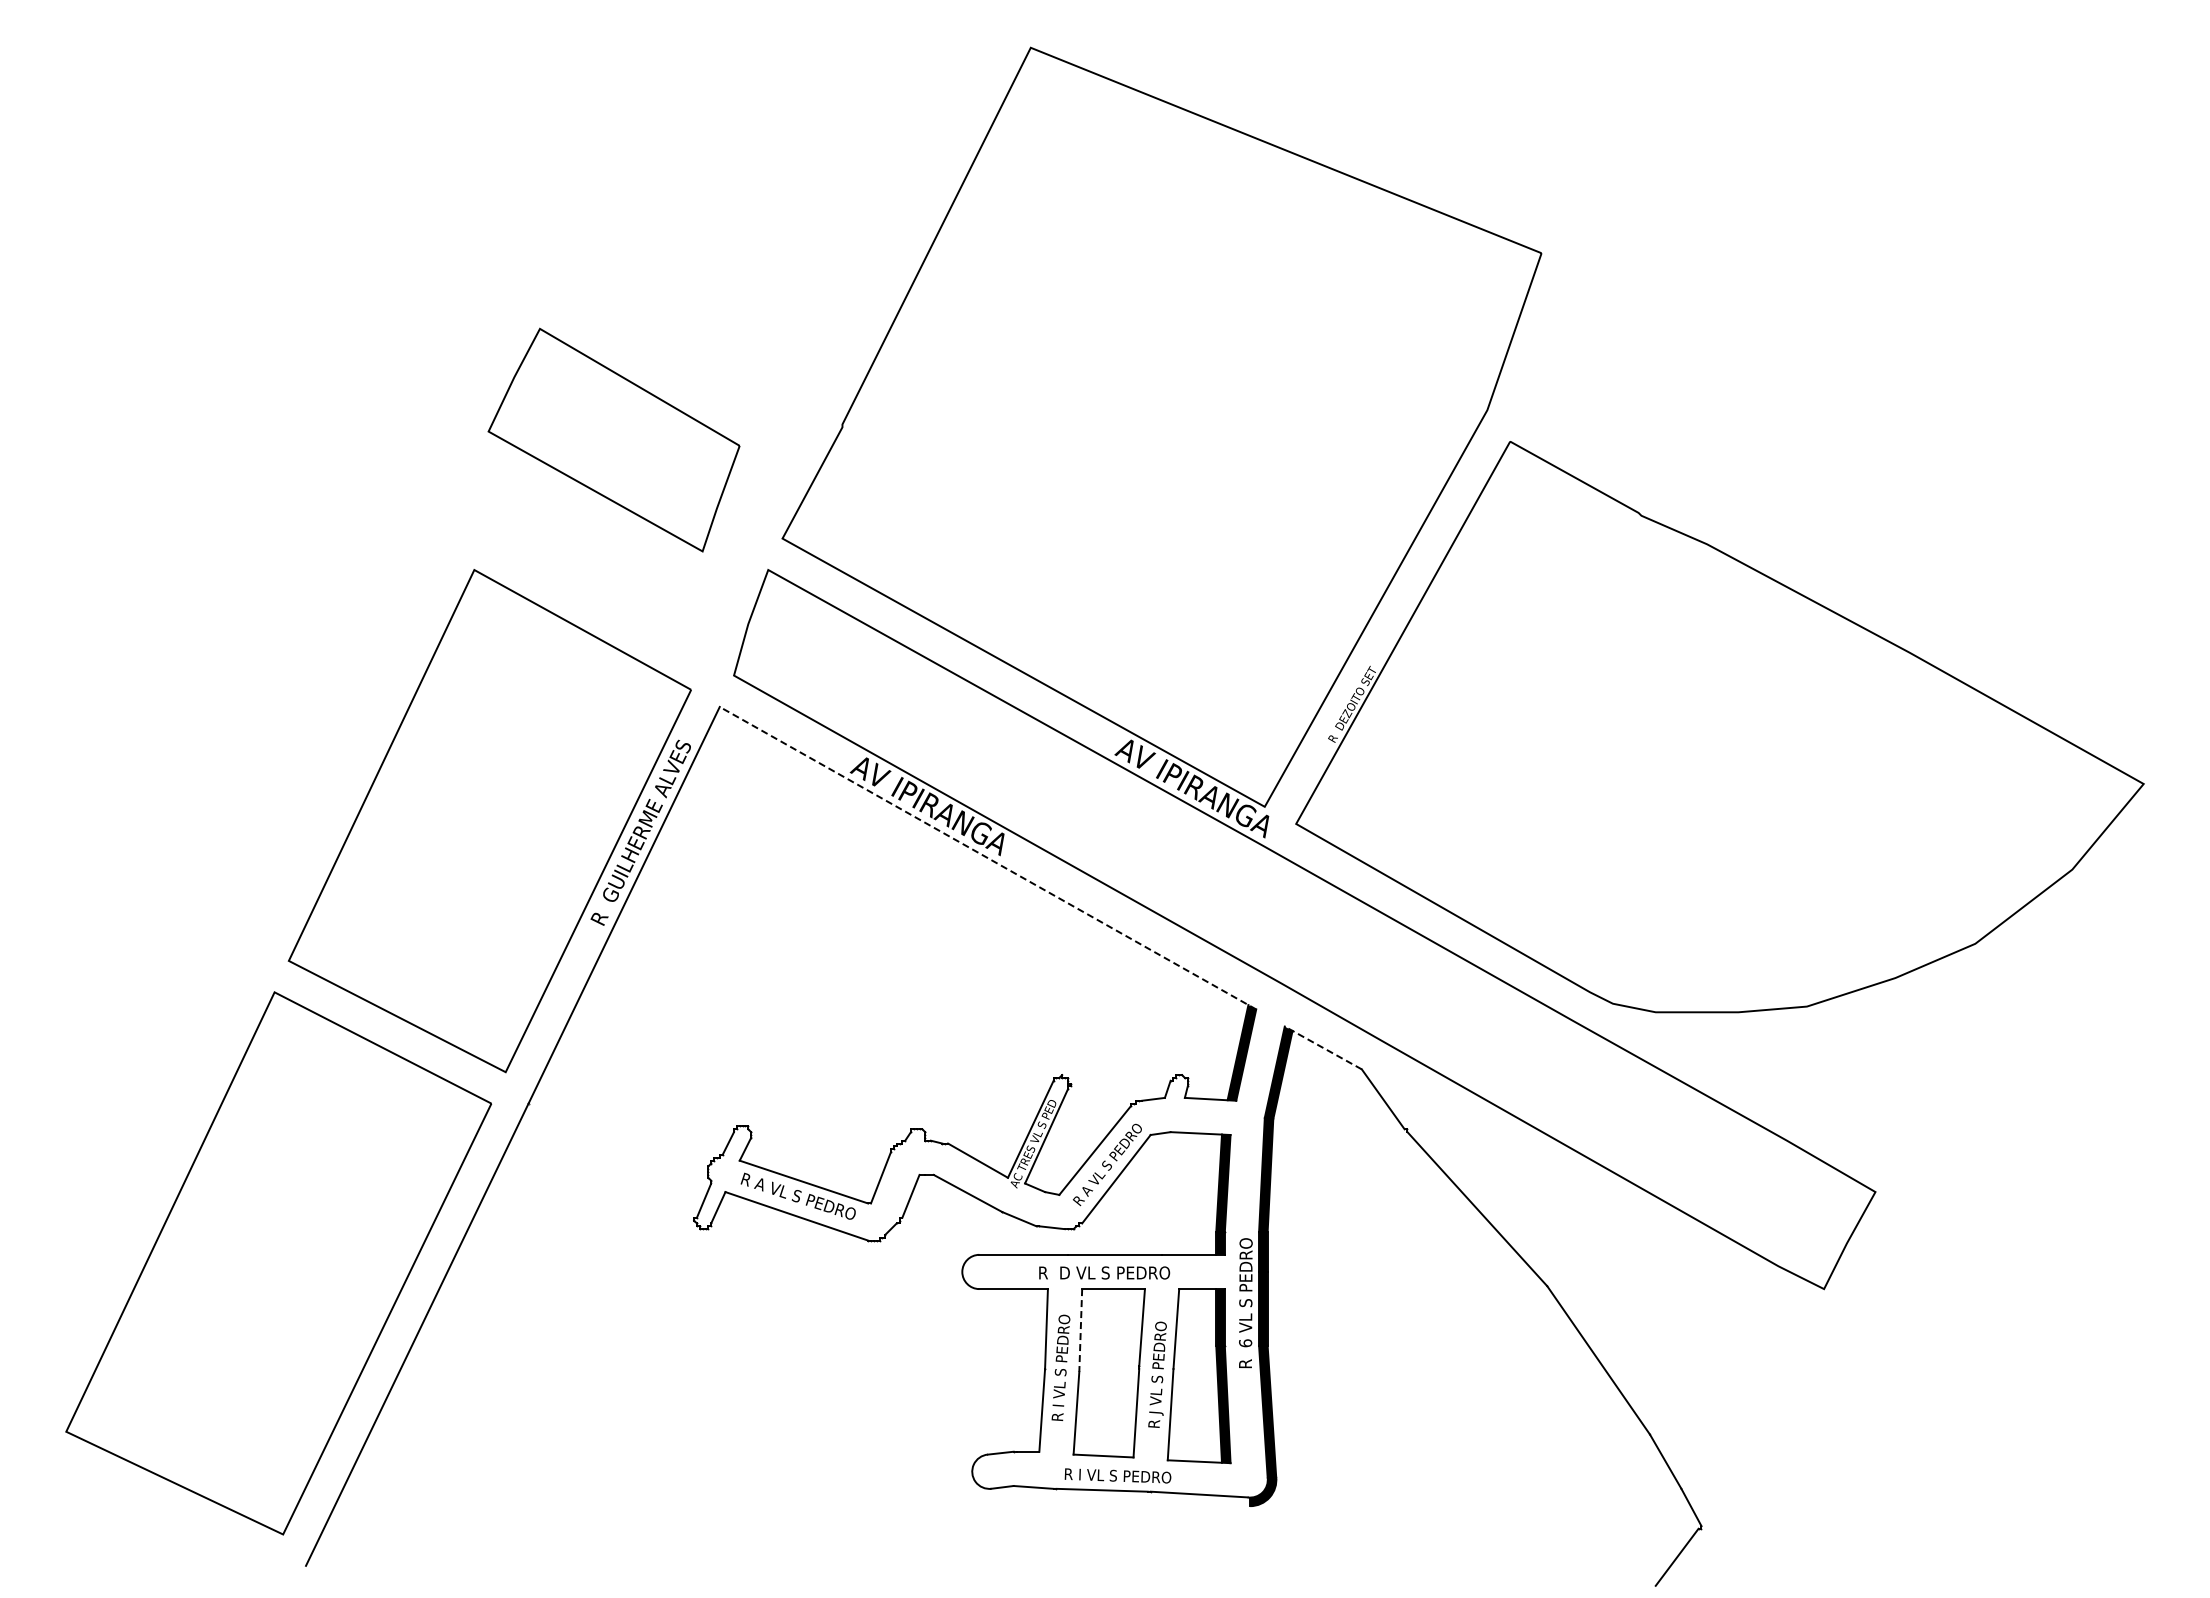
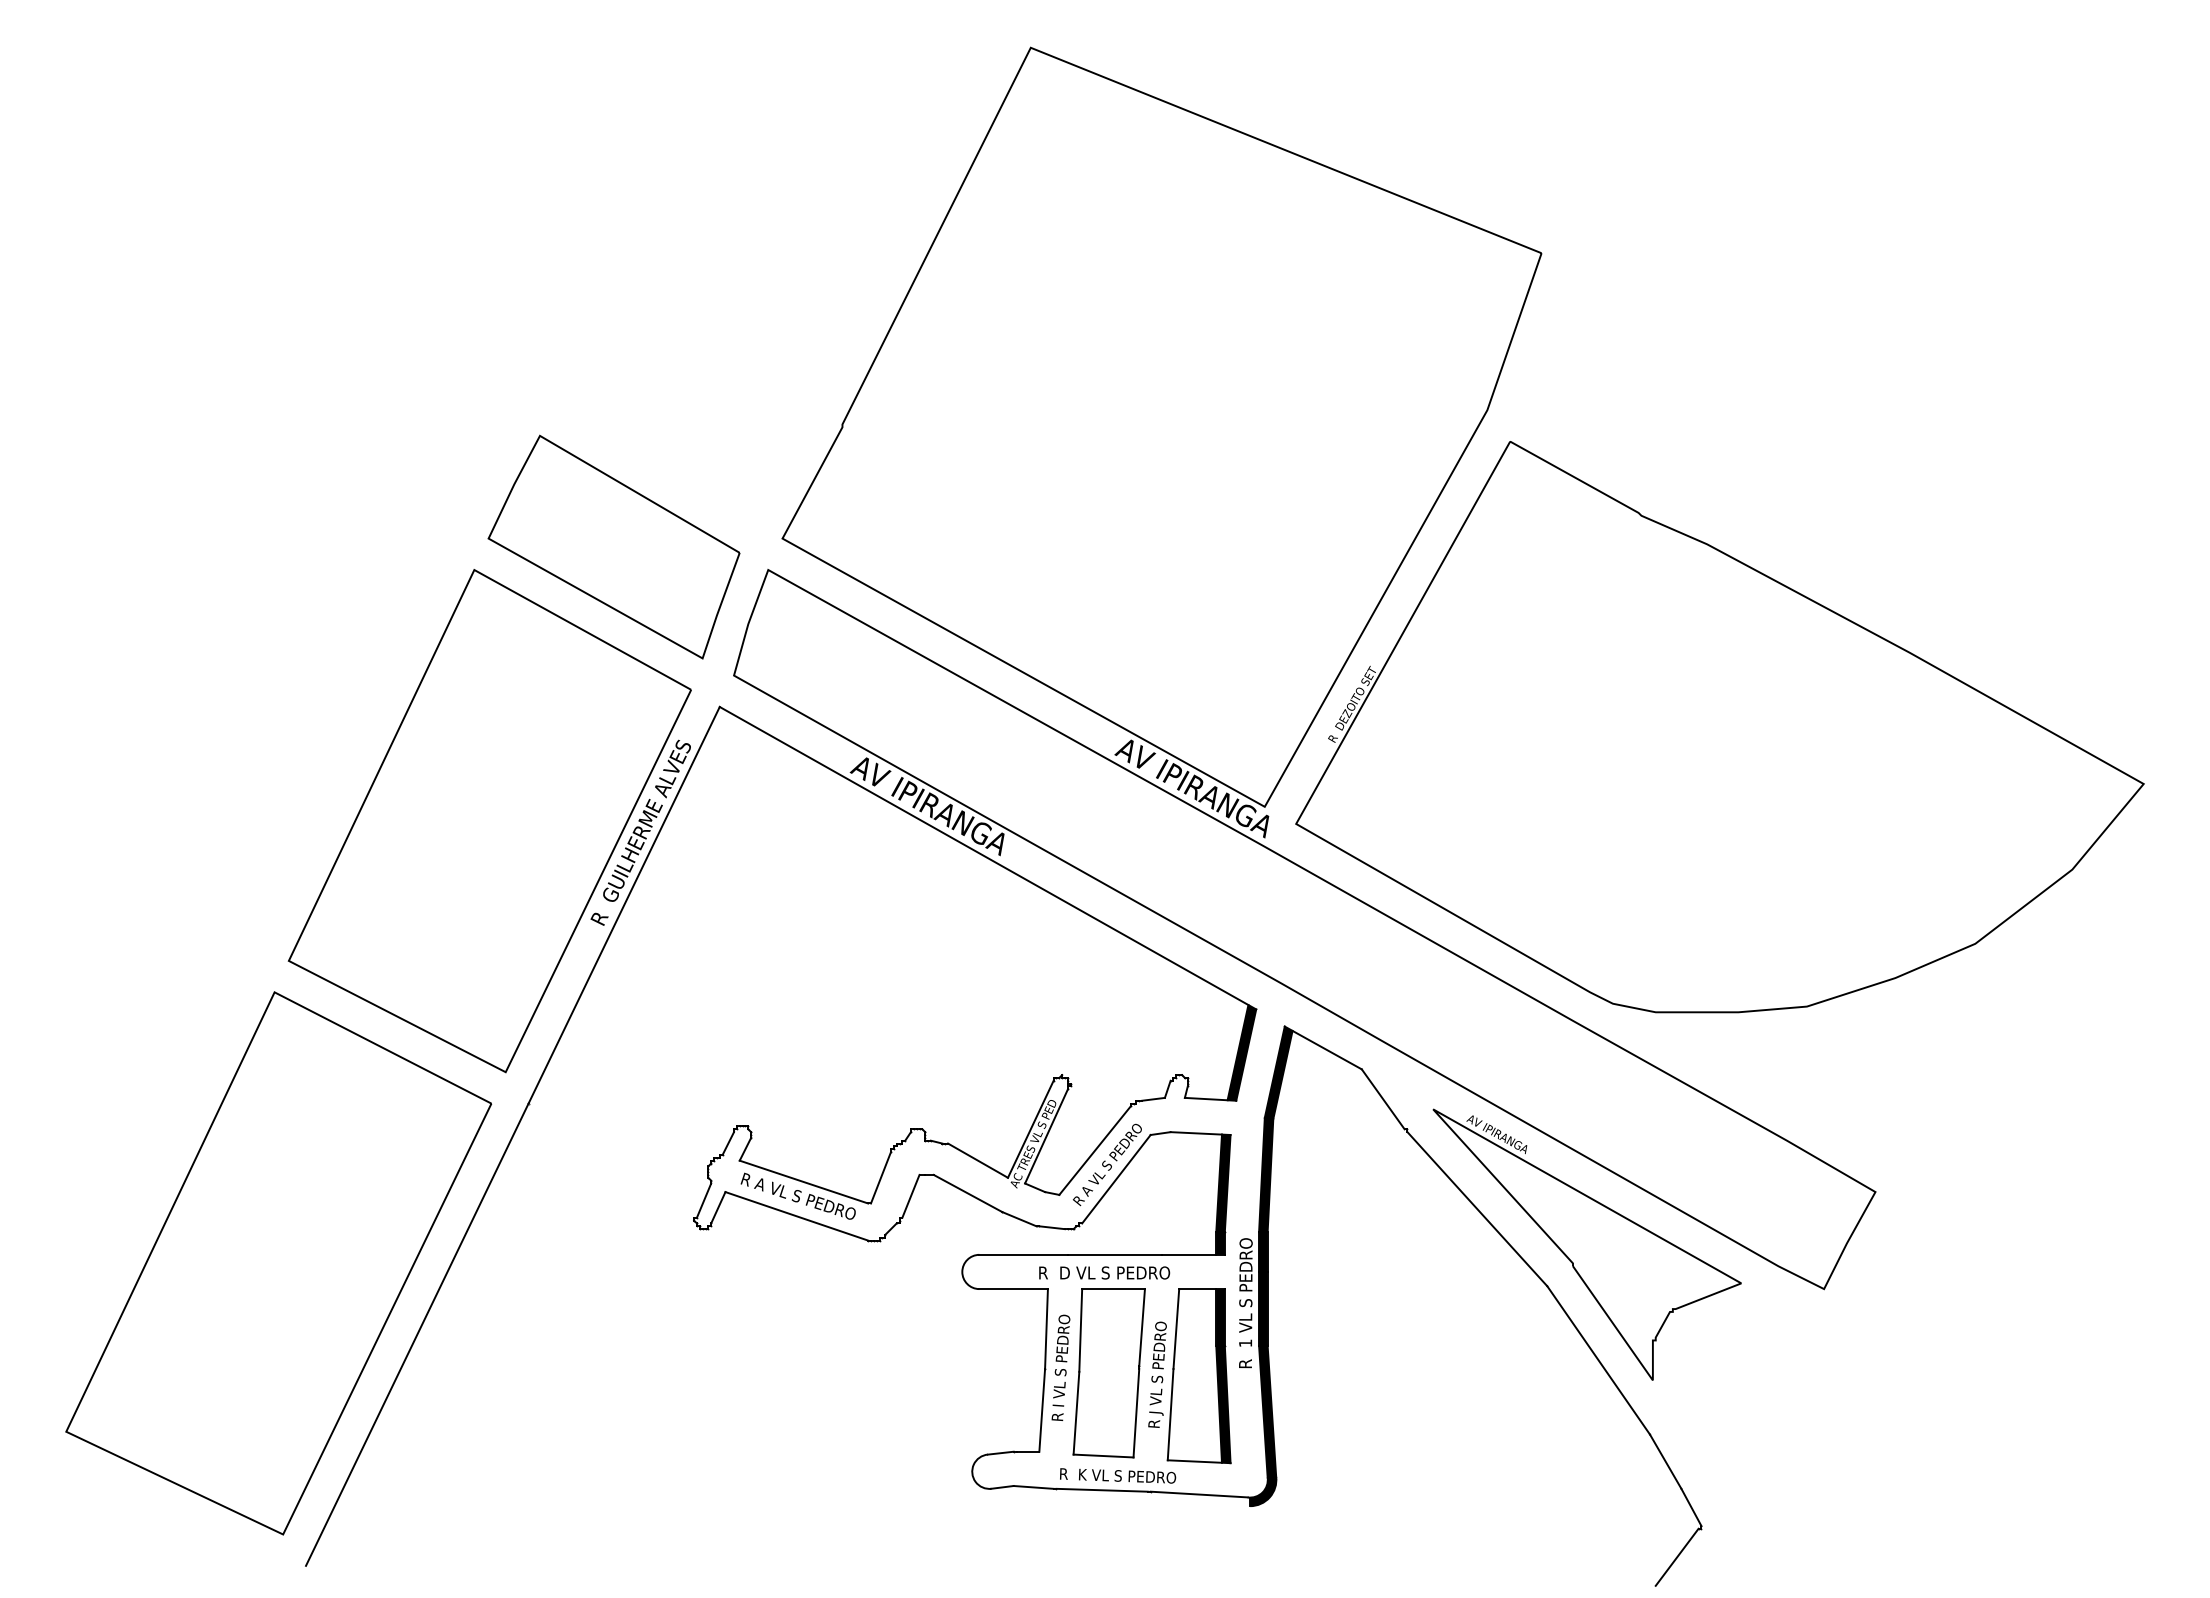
part position: (613, 439) -> (613, 546) (613, 546)
line: dashed -> solid (988, 858)
line: dashed -> solid (1322, 1047)
part: none -> present (1586, 1244)
line: dashed -> solid (1080, 1330)
text: 6 -> 1 (1245, 1343)
text: R I VL S PEDRO -> R  K VL S PEDRO (1118, 1475)
